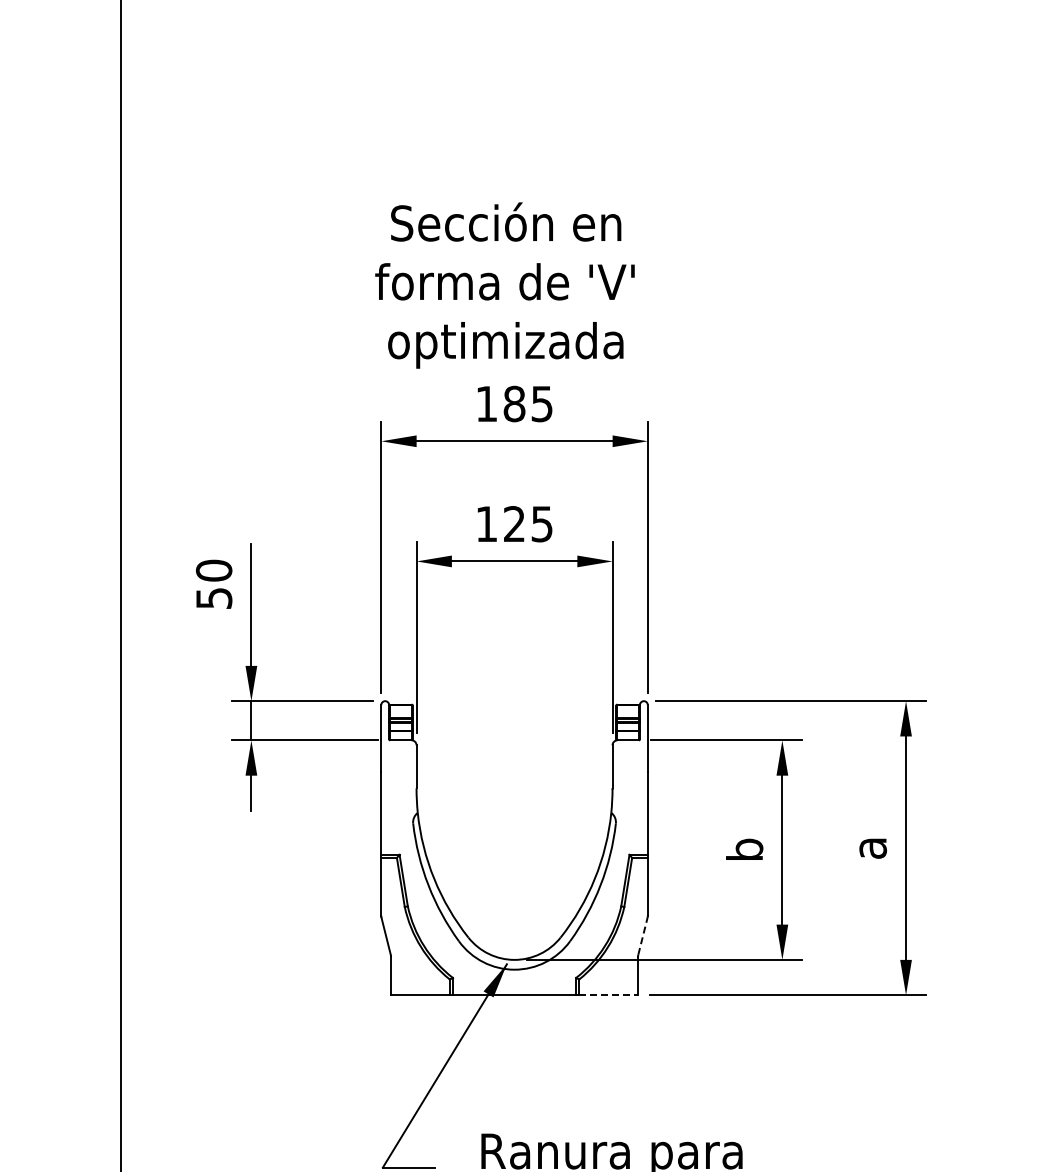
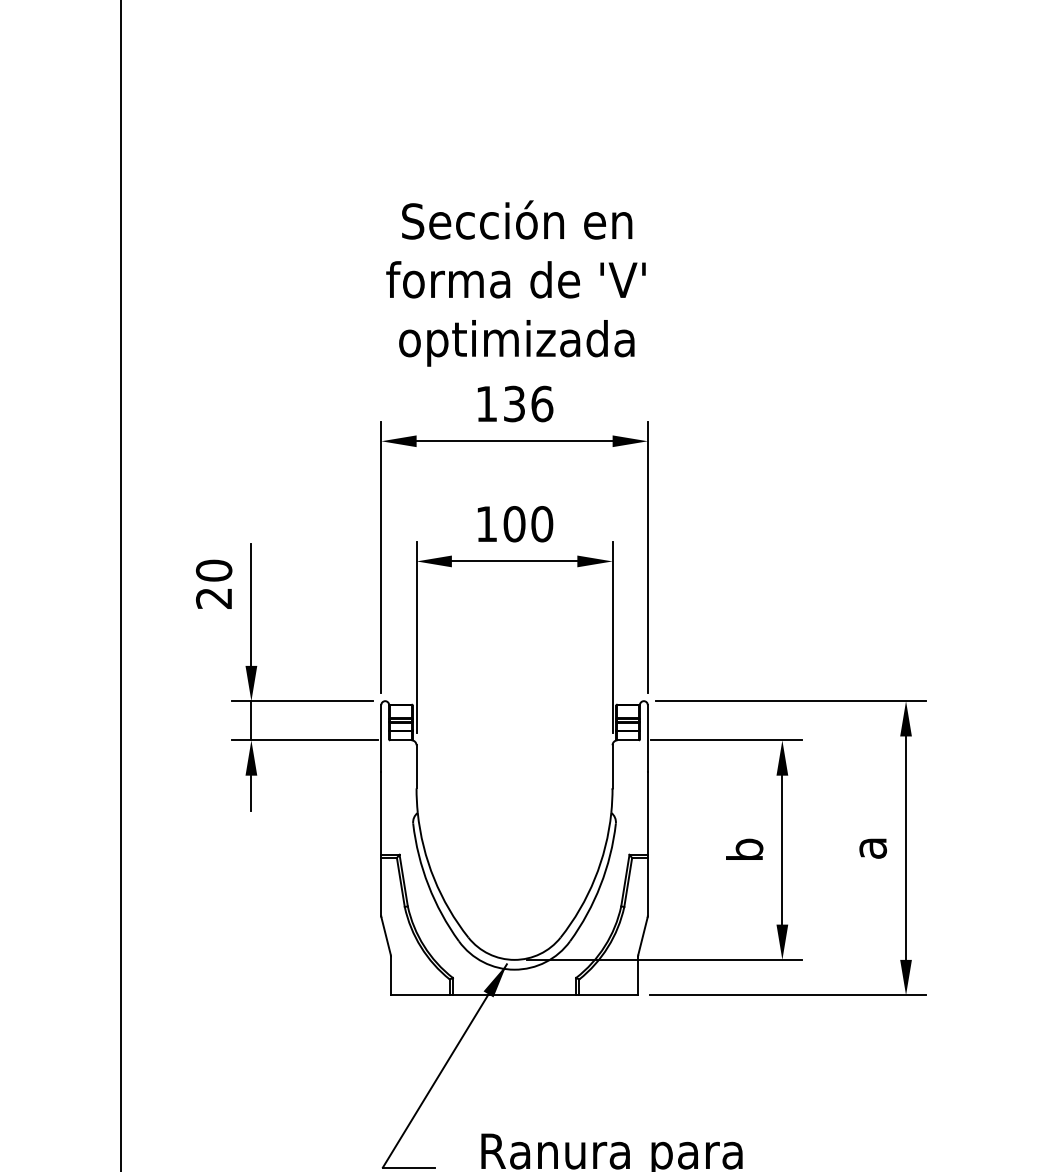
text position: (504, 285) -> (515, 283) (515, 283)
text: 185 -> 136 (528, 403)
text: 125 -> 100 (528, 524)
text: 50 -> 20 (214, 598)
line: dashed -> solid (642, 936)
line: dashed -> solid (609, 995)
